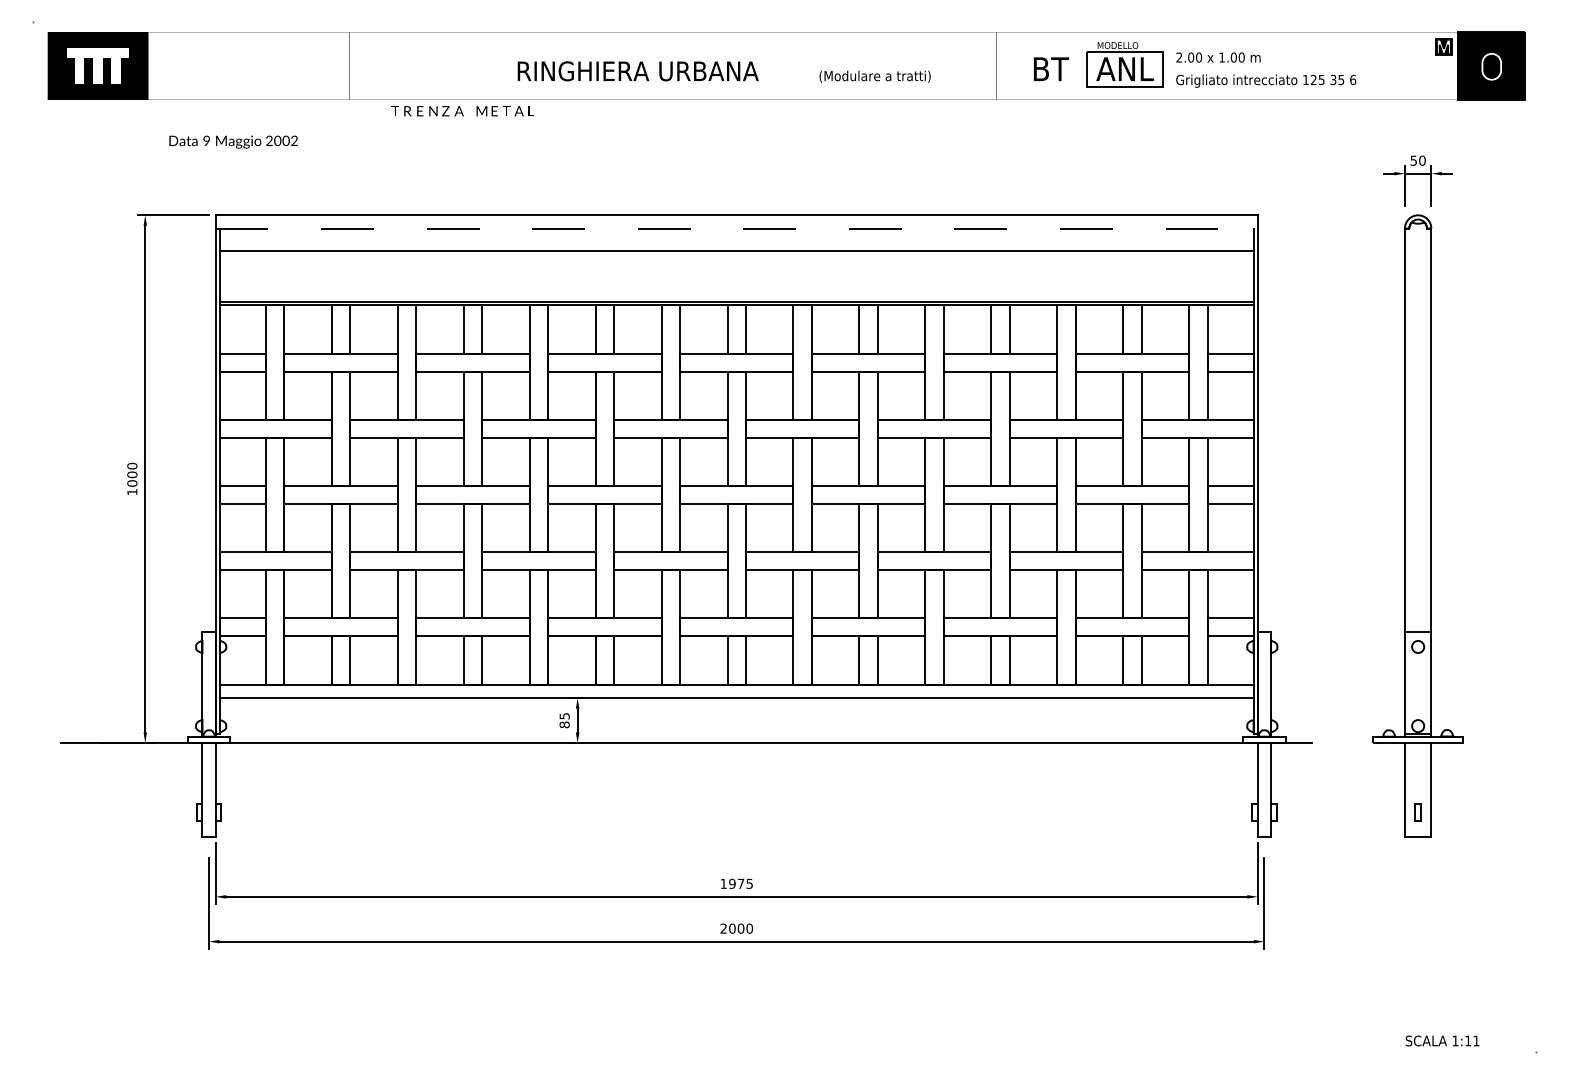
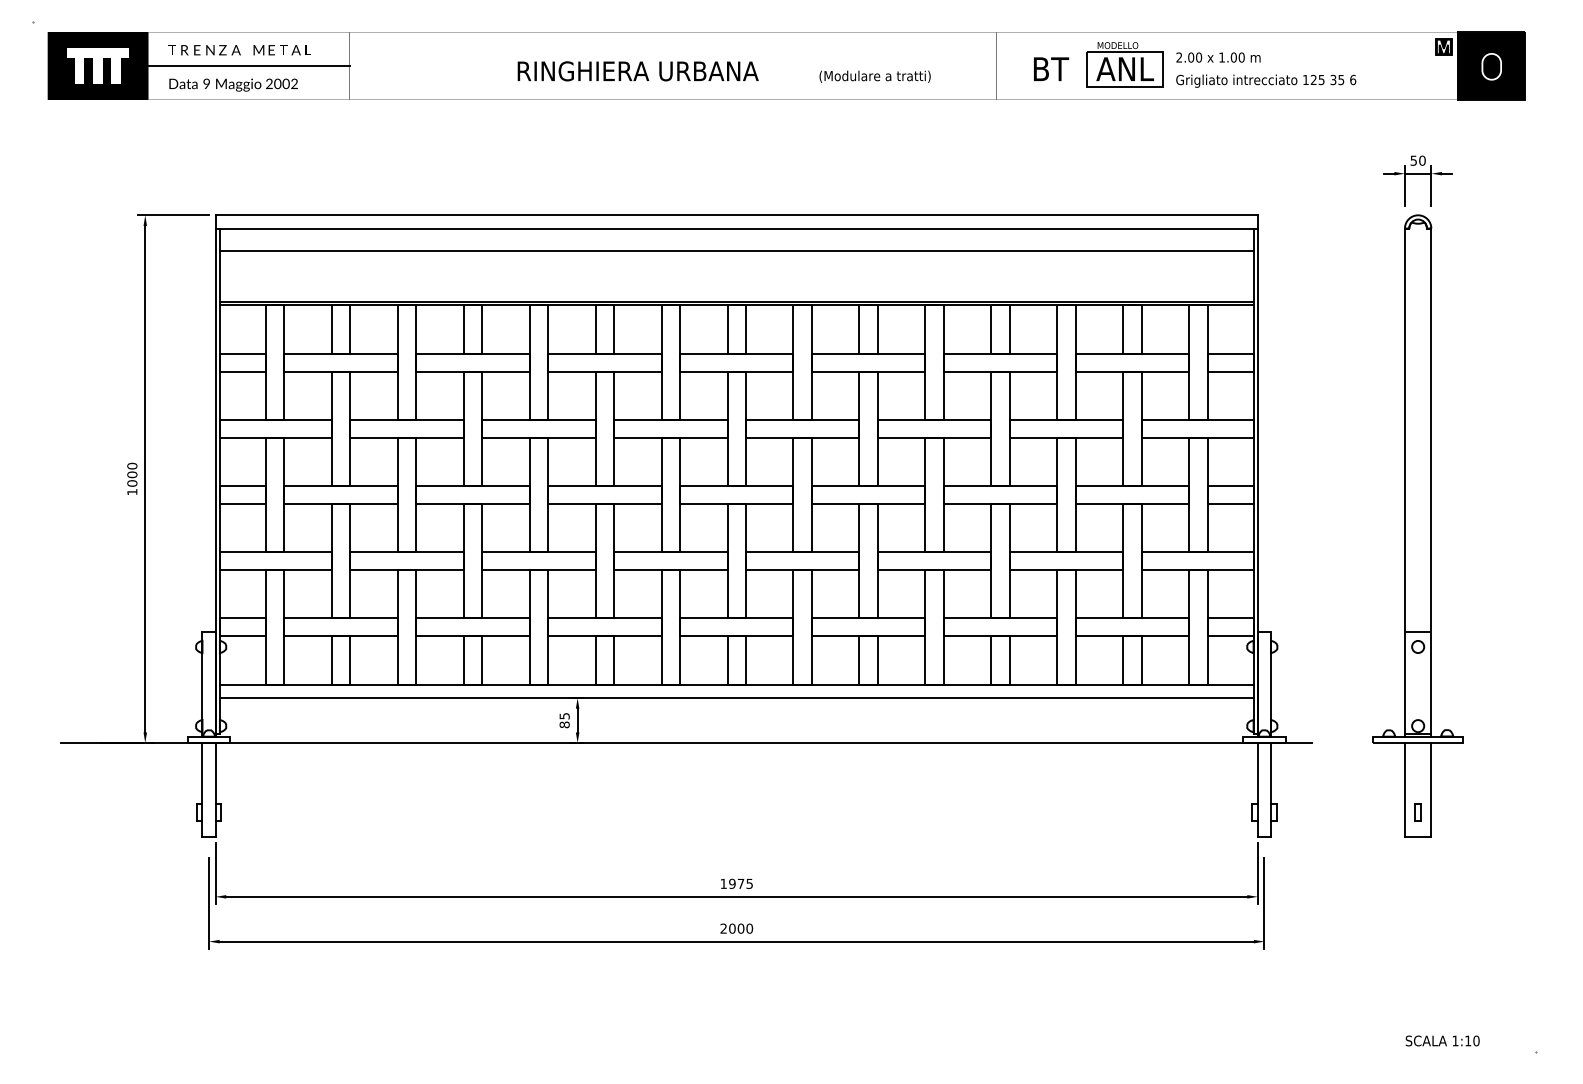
line: none -> present (248, 66)
text position: (462, 111) -> (239, 50) (239, 50)
text position: (233, 141) -> (233, 84) (233, 84)
line: dashed -> solid (737, 228)
text: 1:11 -> 1:10 (1476, 1040)
